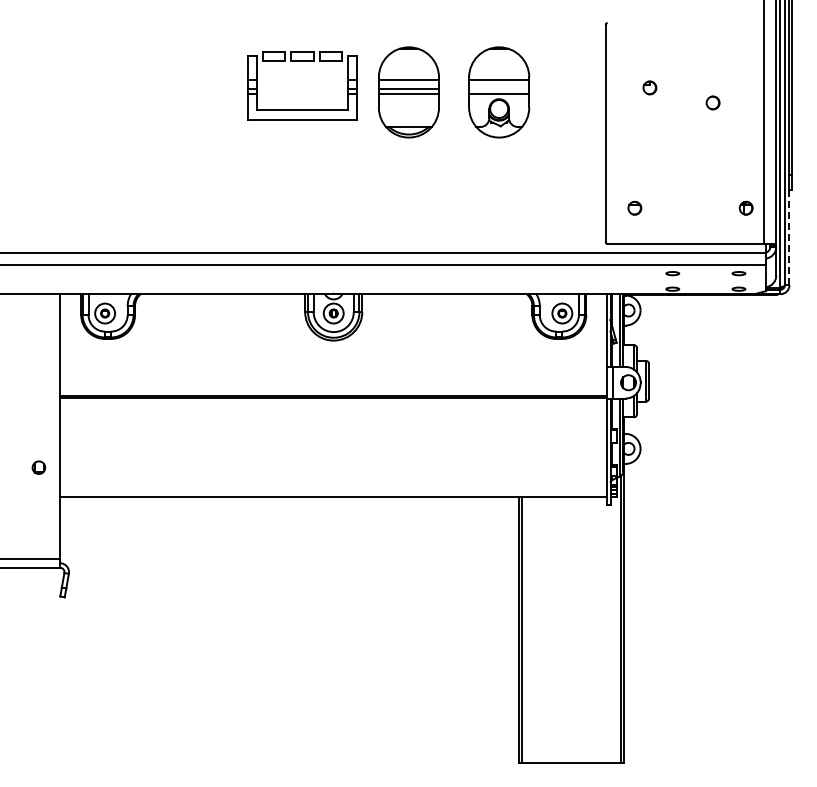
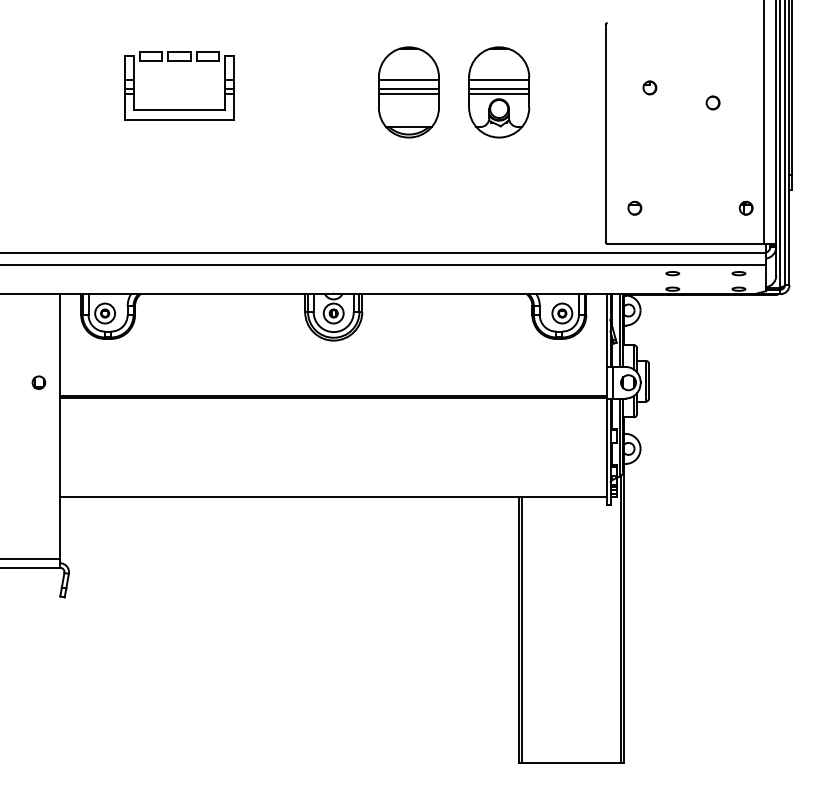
part position: (302, 61) -> (179, 61) (179, 61)
line: none -> present (499, 89)
line: dashed -> solid (789, 238)
part position: (38, 467) -> (38, 382) (38, 382)
